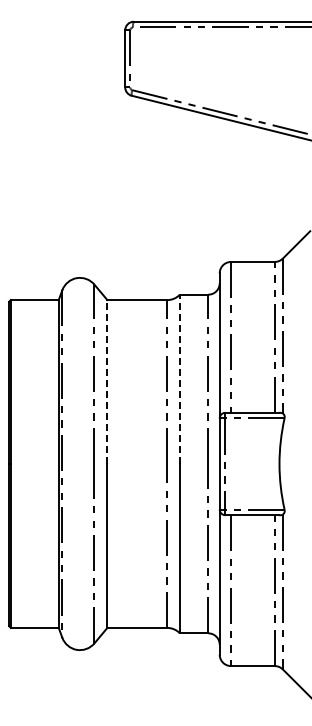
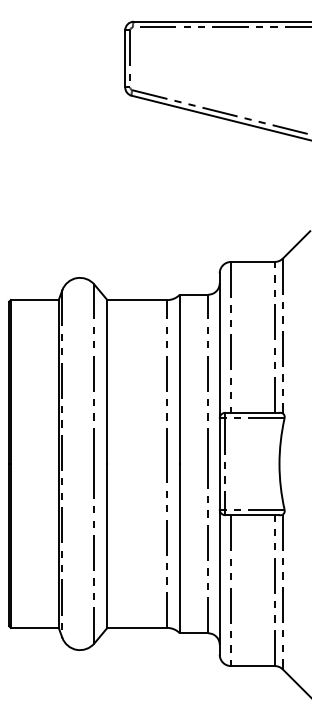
line: dashed -> solid (179, 379)
line: dashed -> solid (107, 382)
